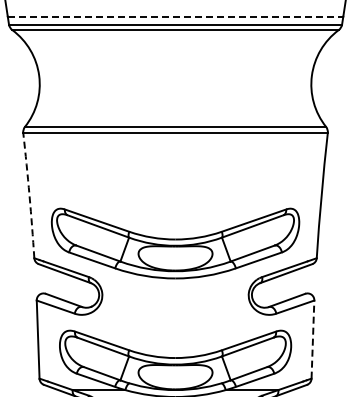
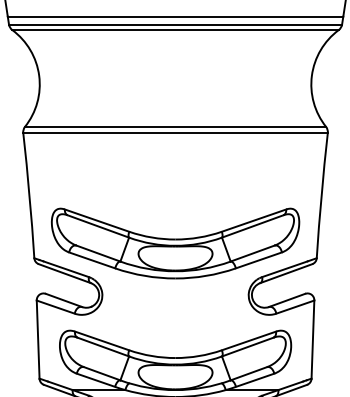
line: dashed -> solid (175, 16)
arc: dashed -> solid (29, 195)
line: dashed -> solid (312, 339)
